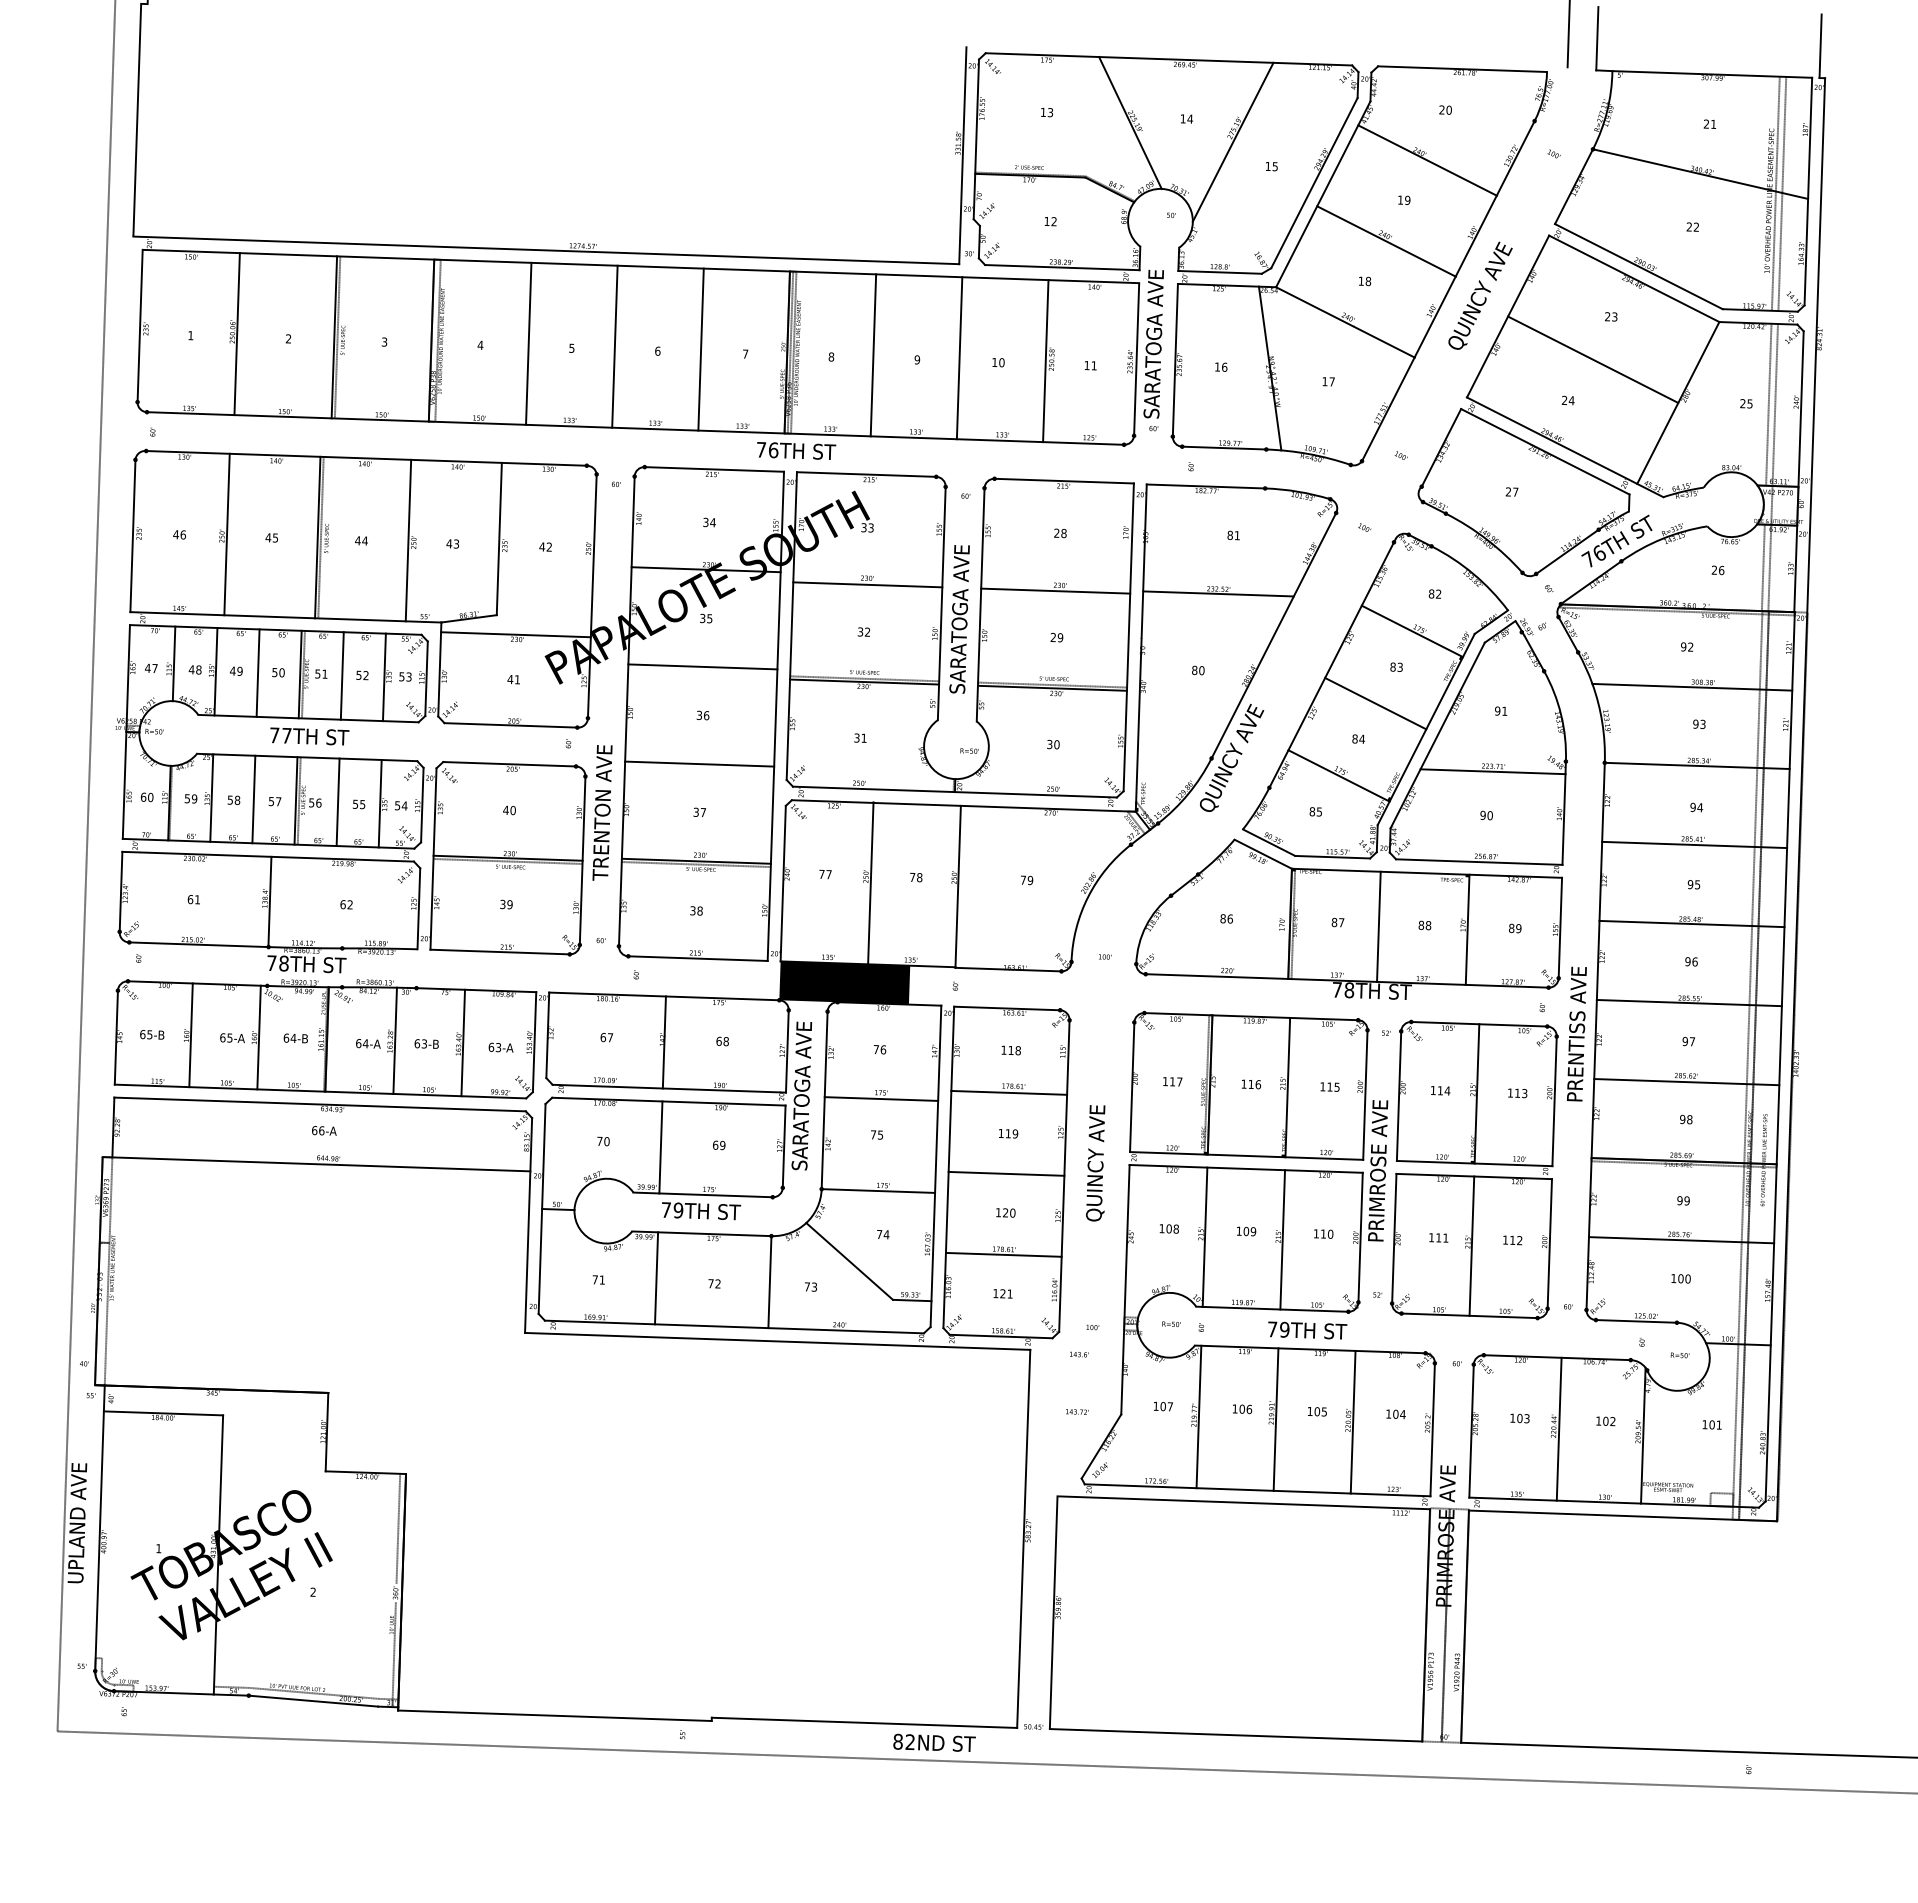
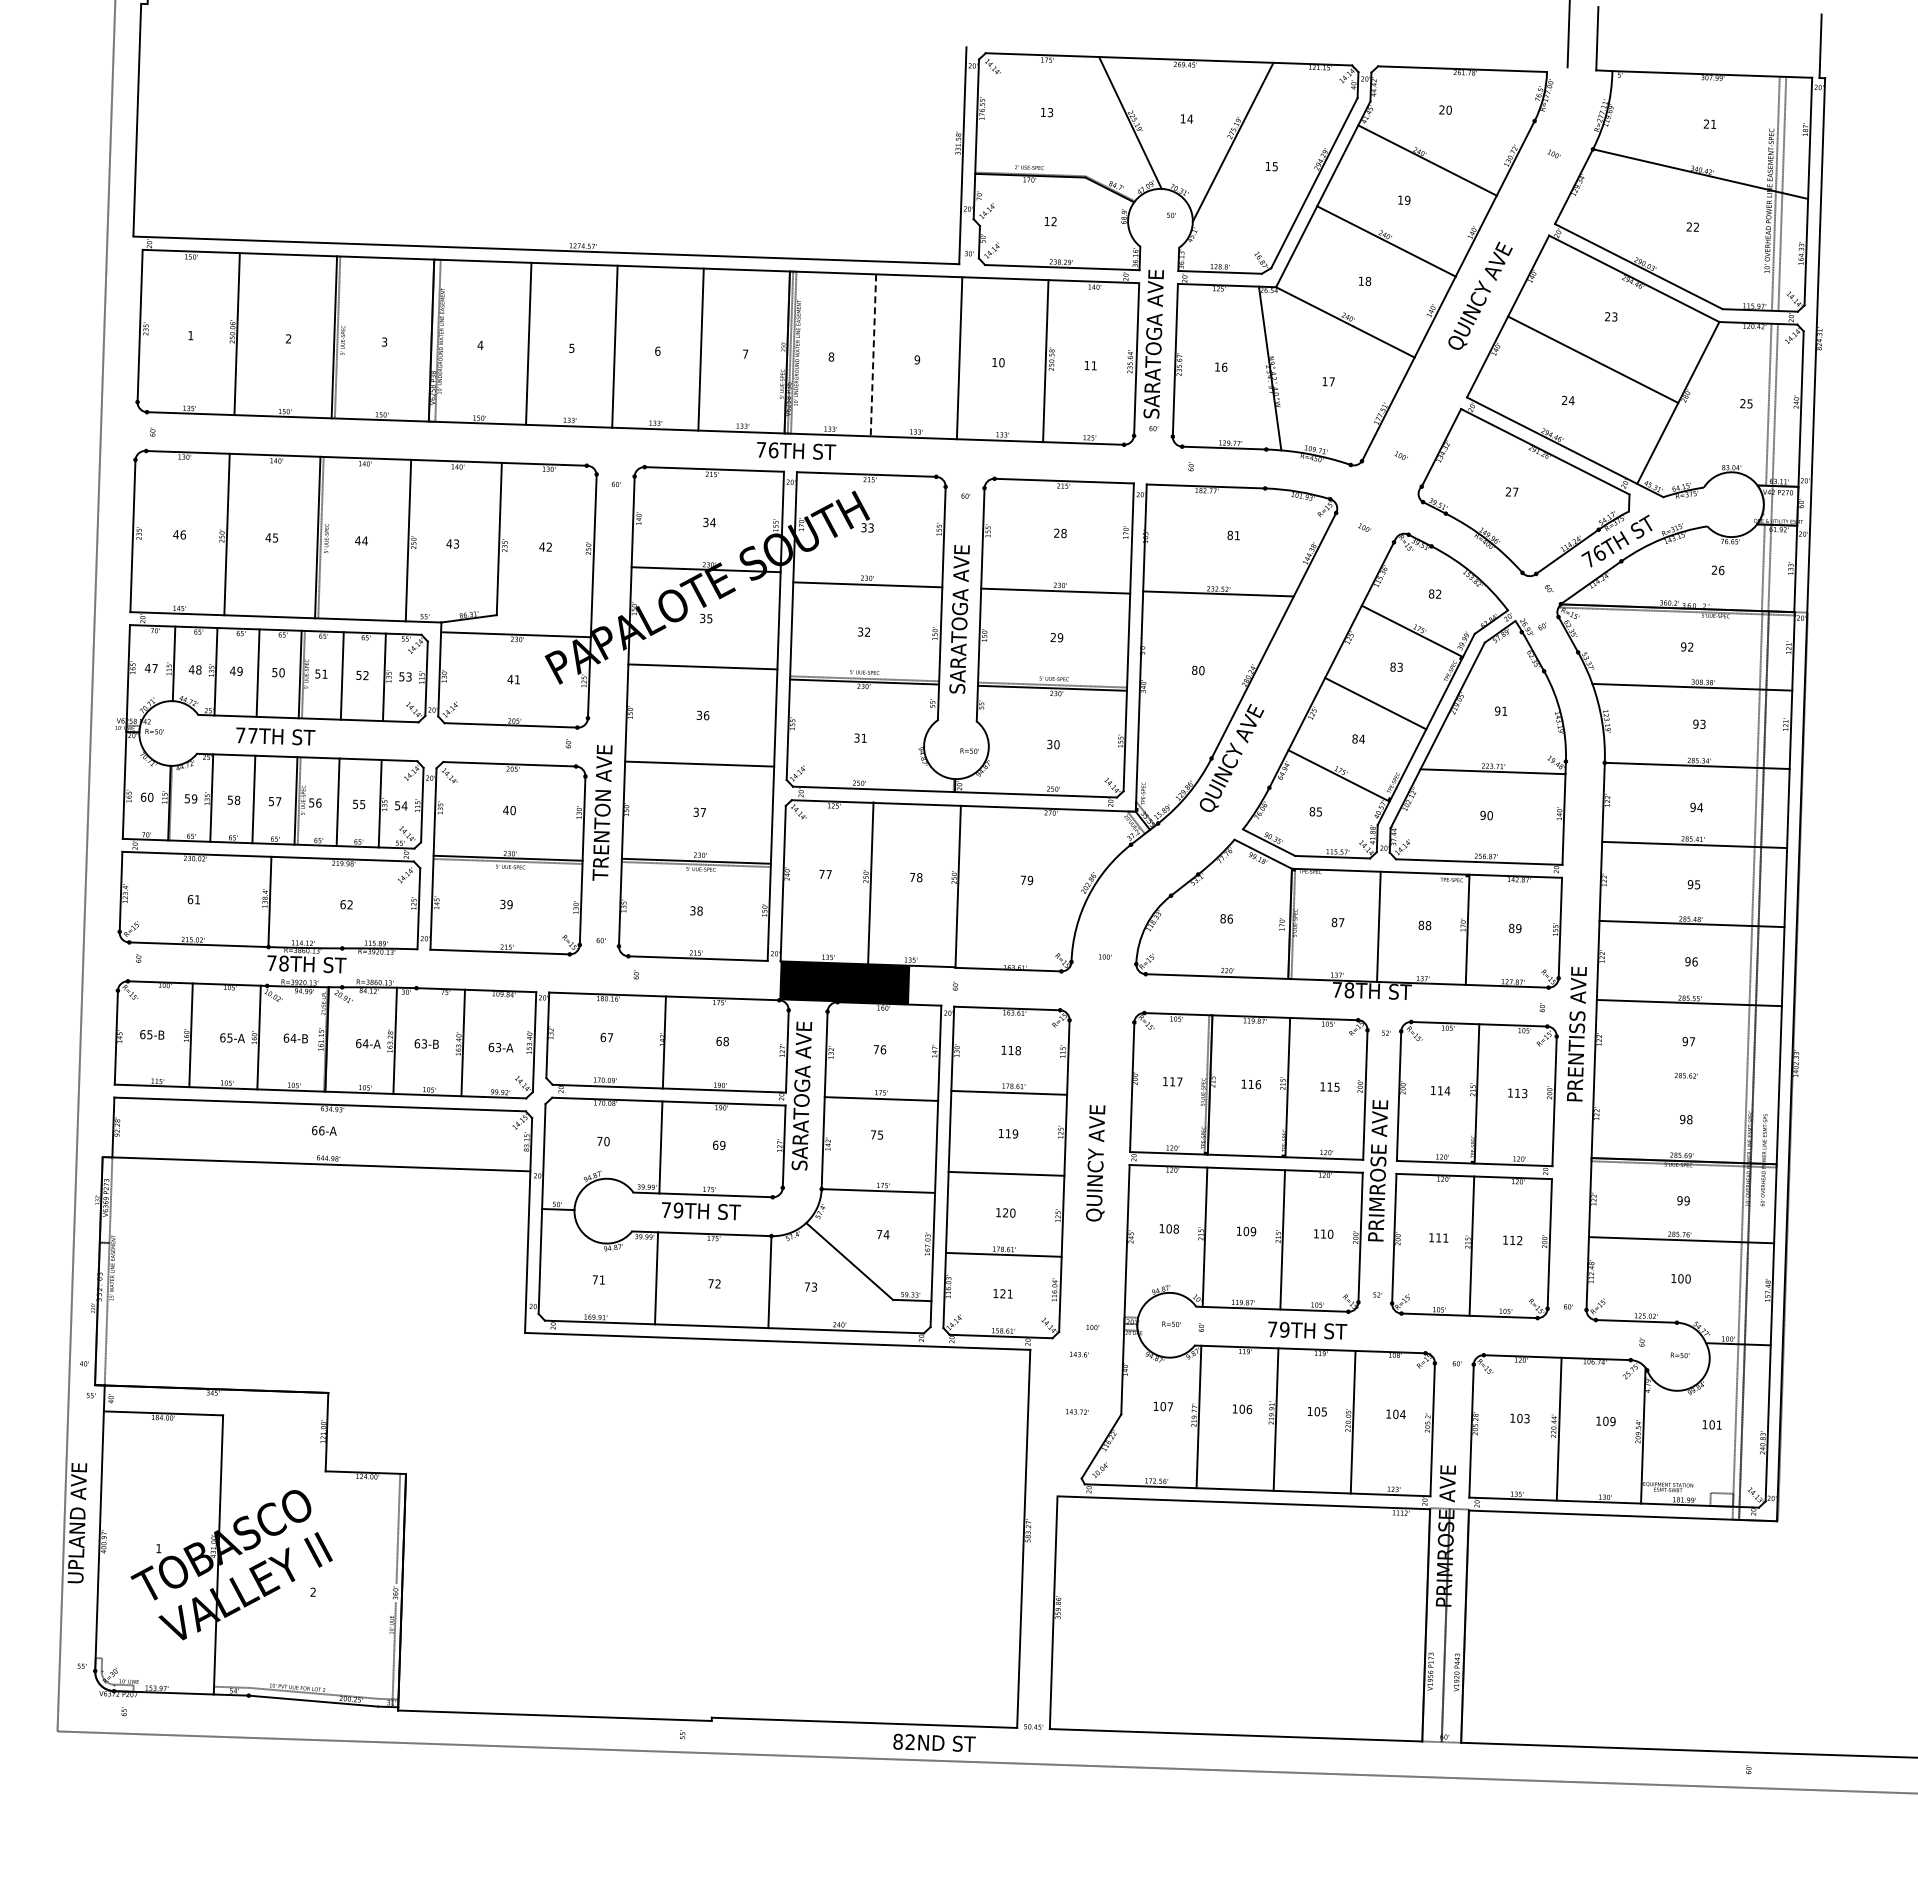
line: solid -> dashed (873, 355)
text position: (309, 736) -> (275, 736) (275, 736)
line: present -> none (1686, 1082)
text: 102 -> 109 (1612, 1421)
